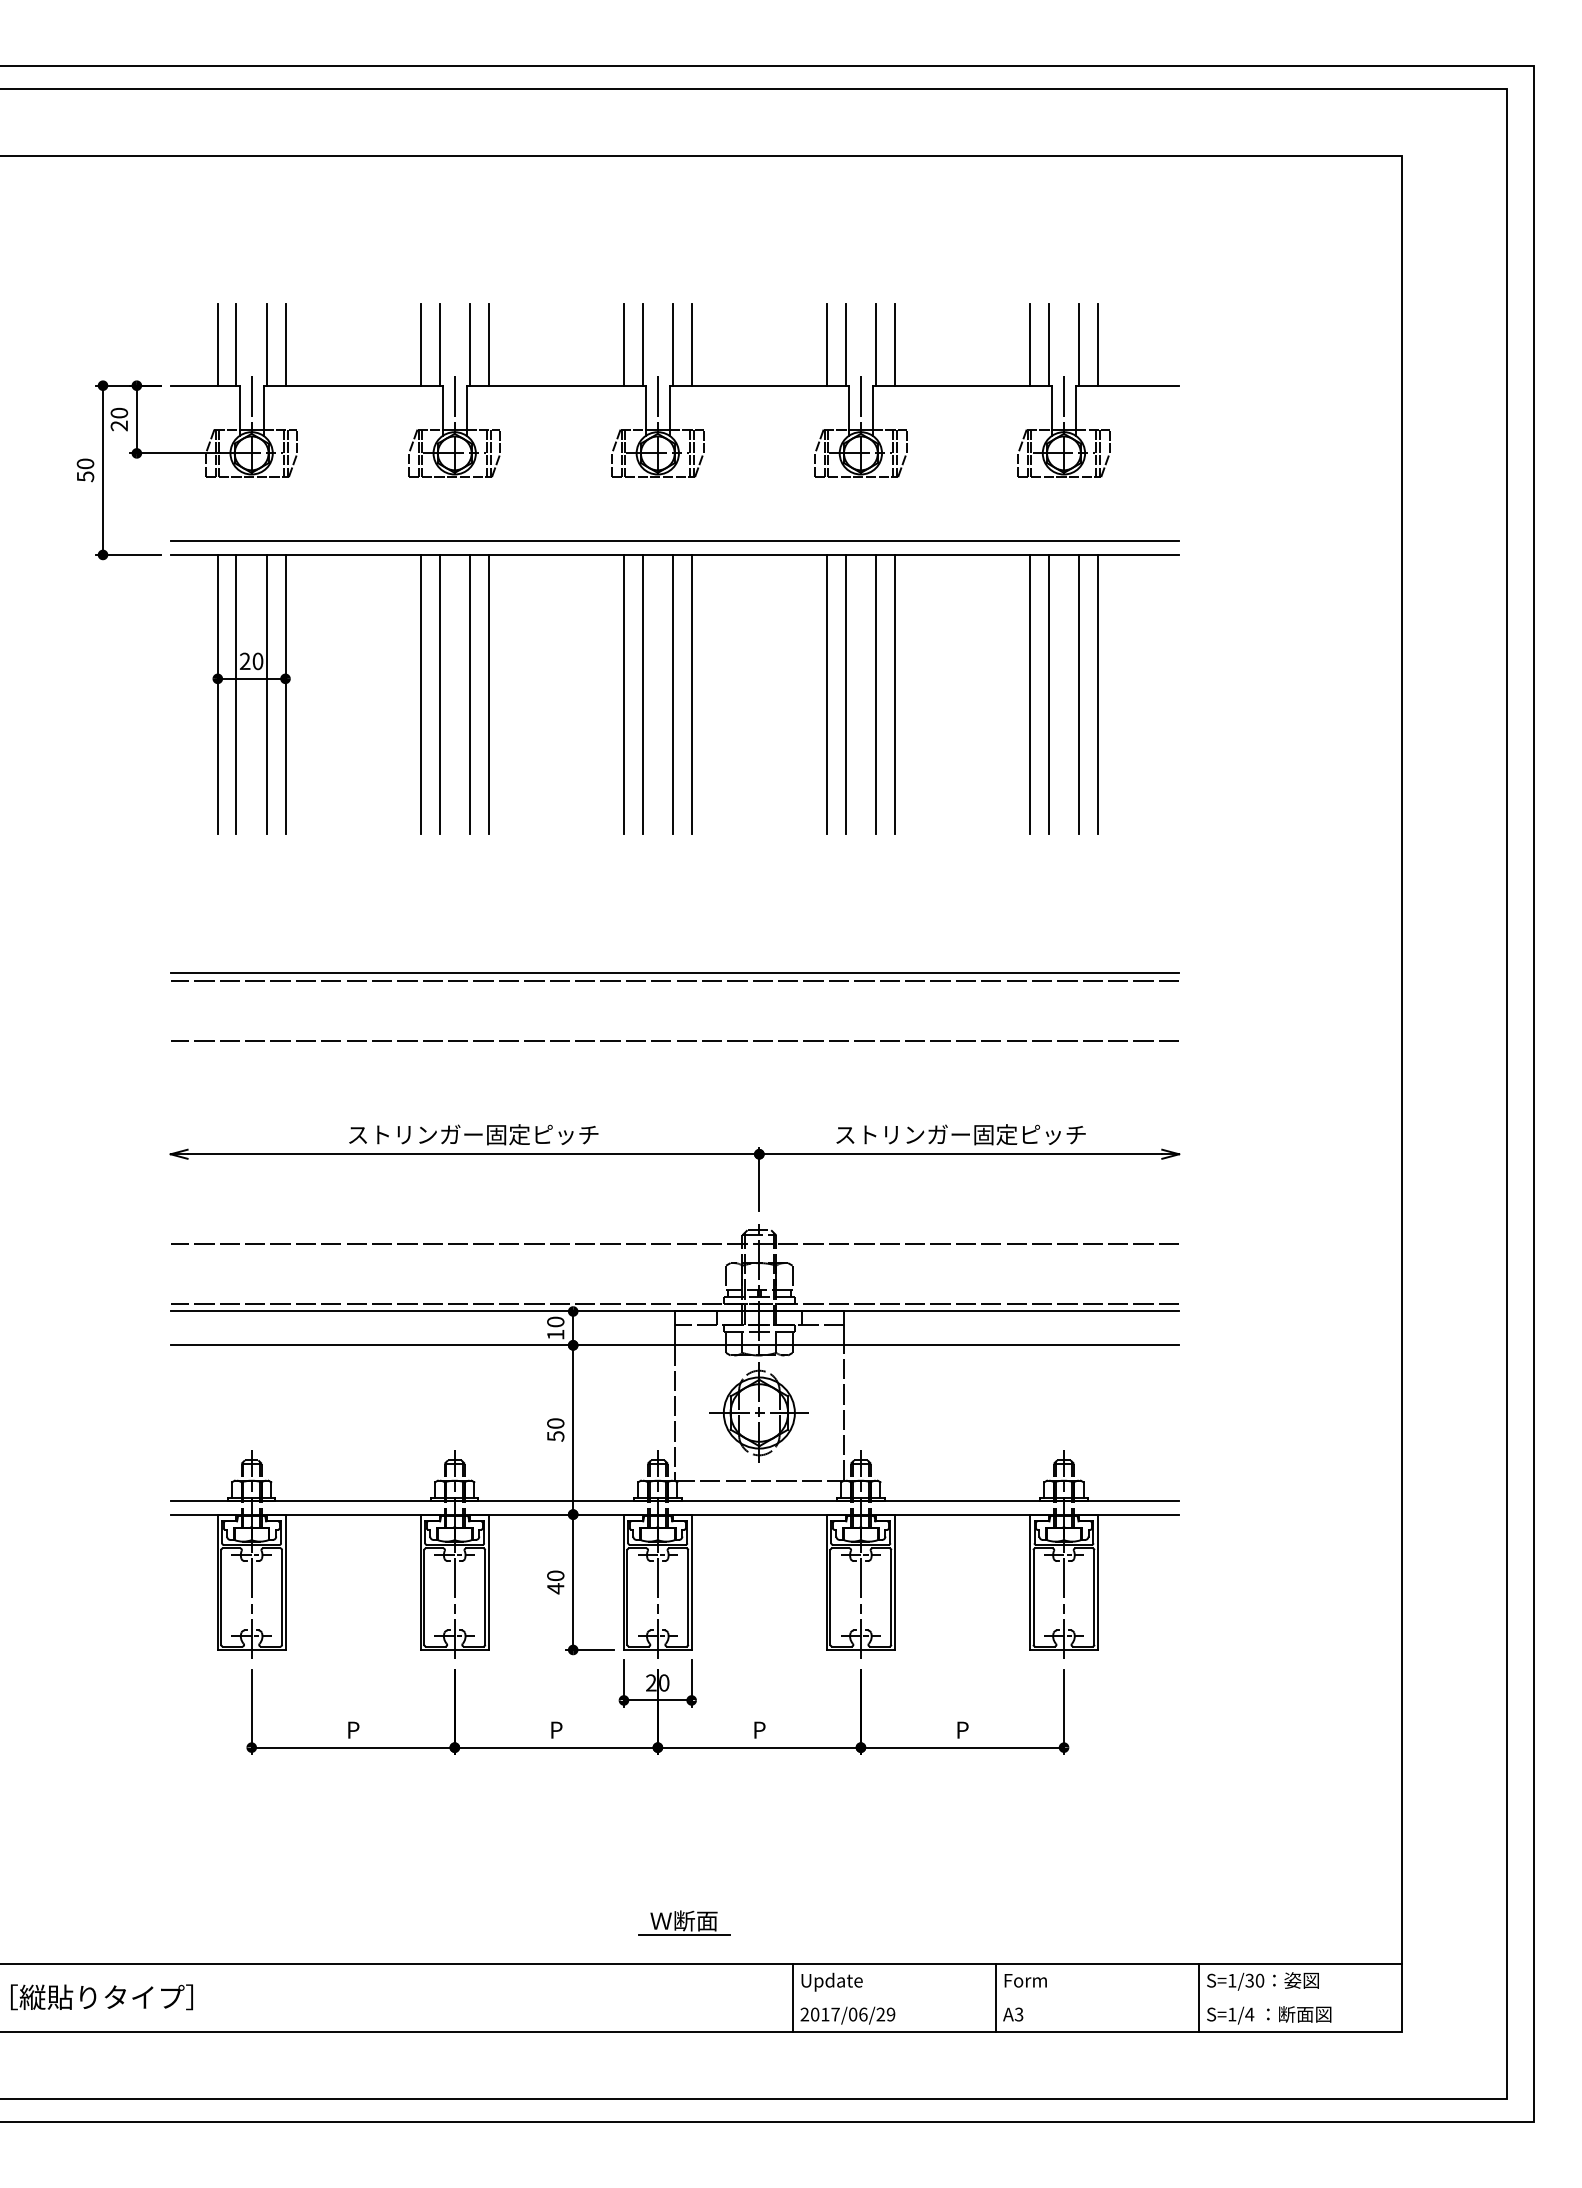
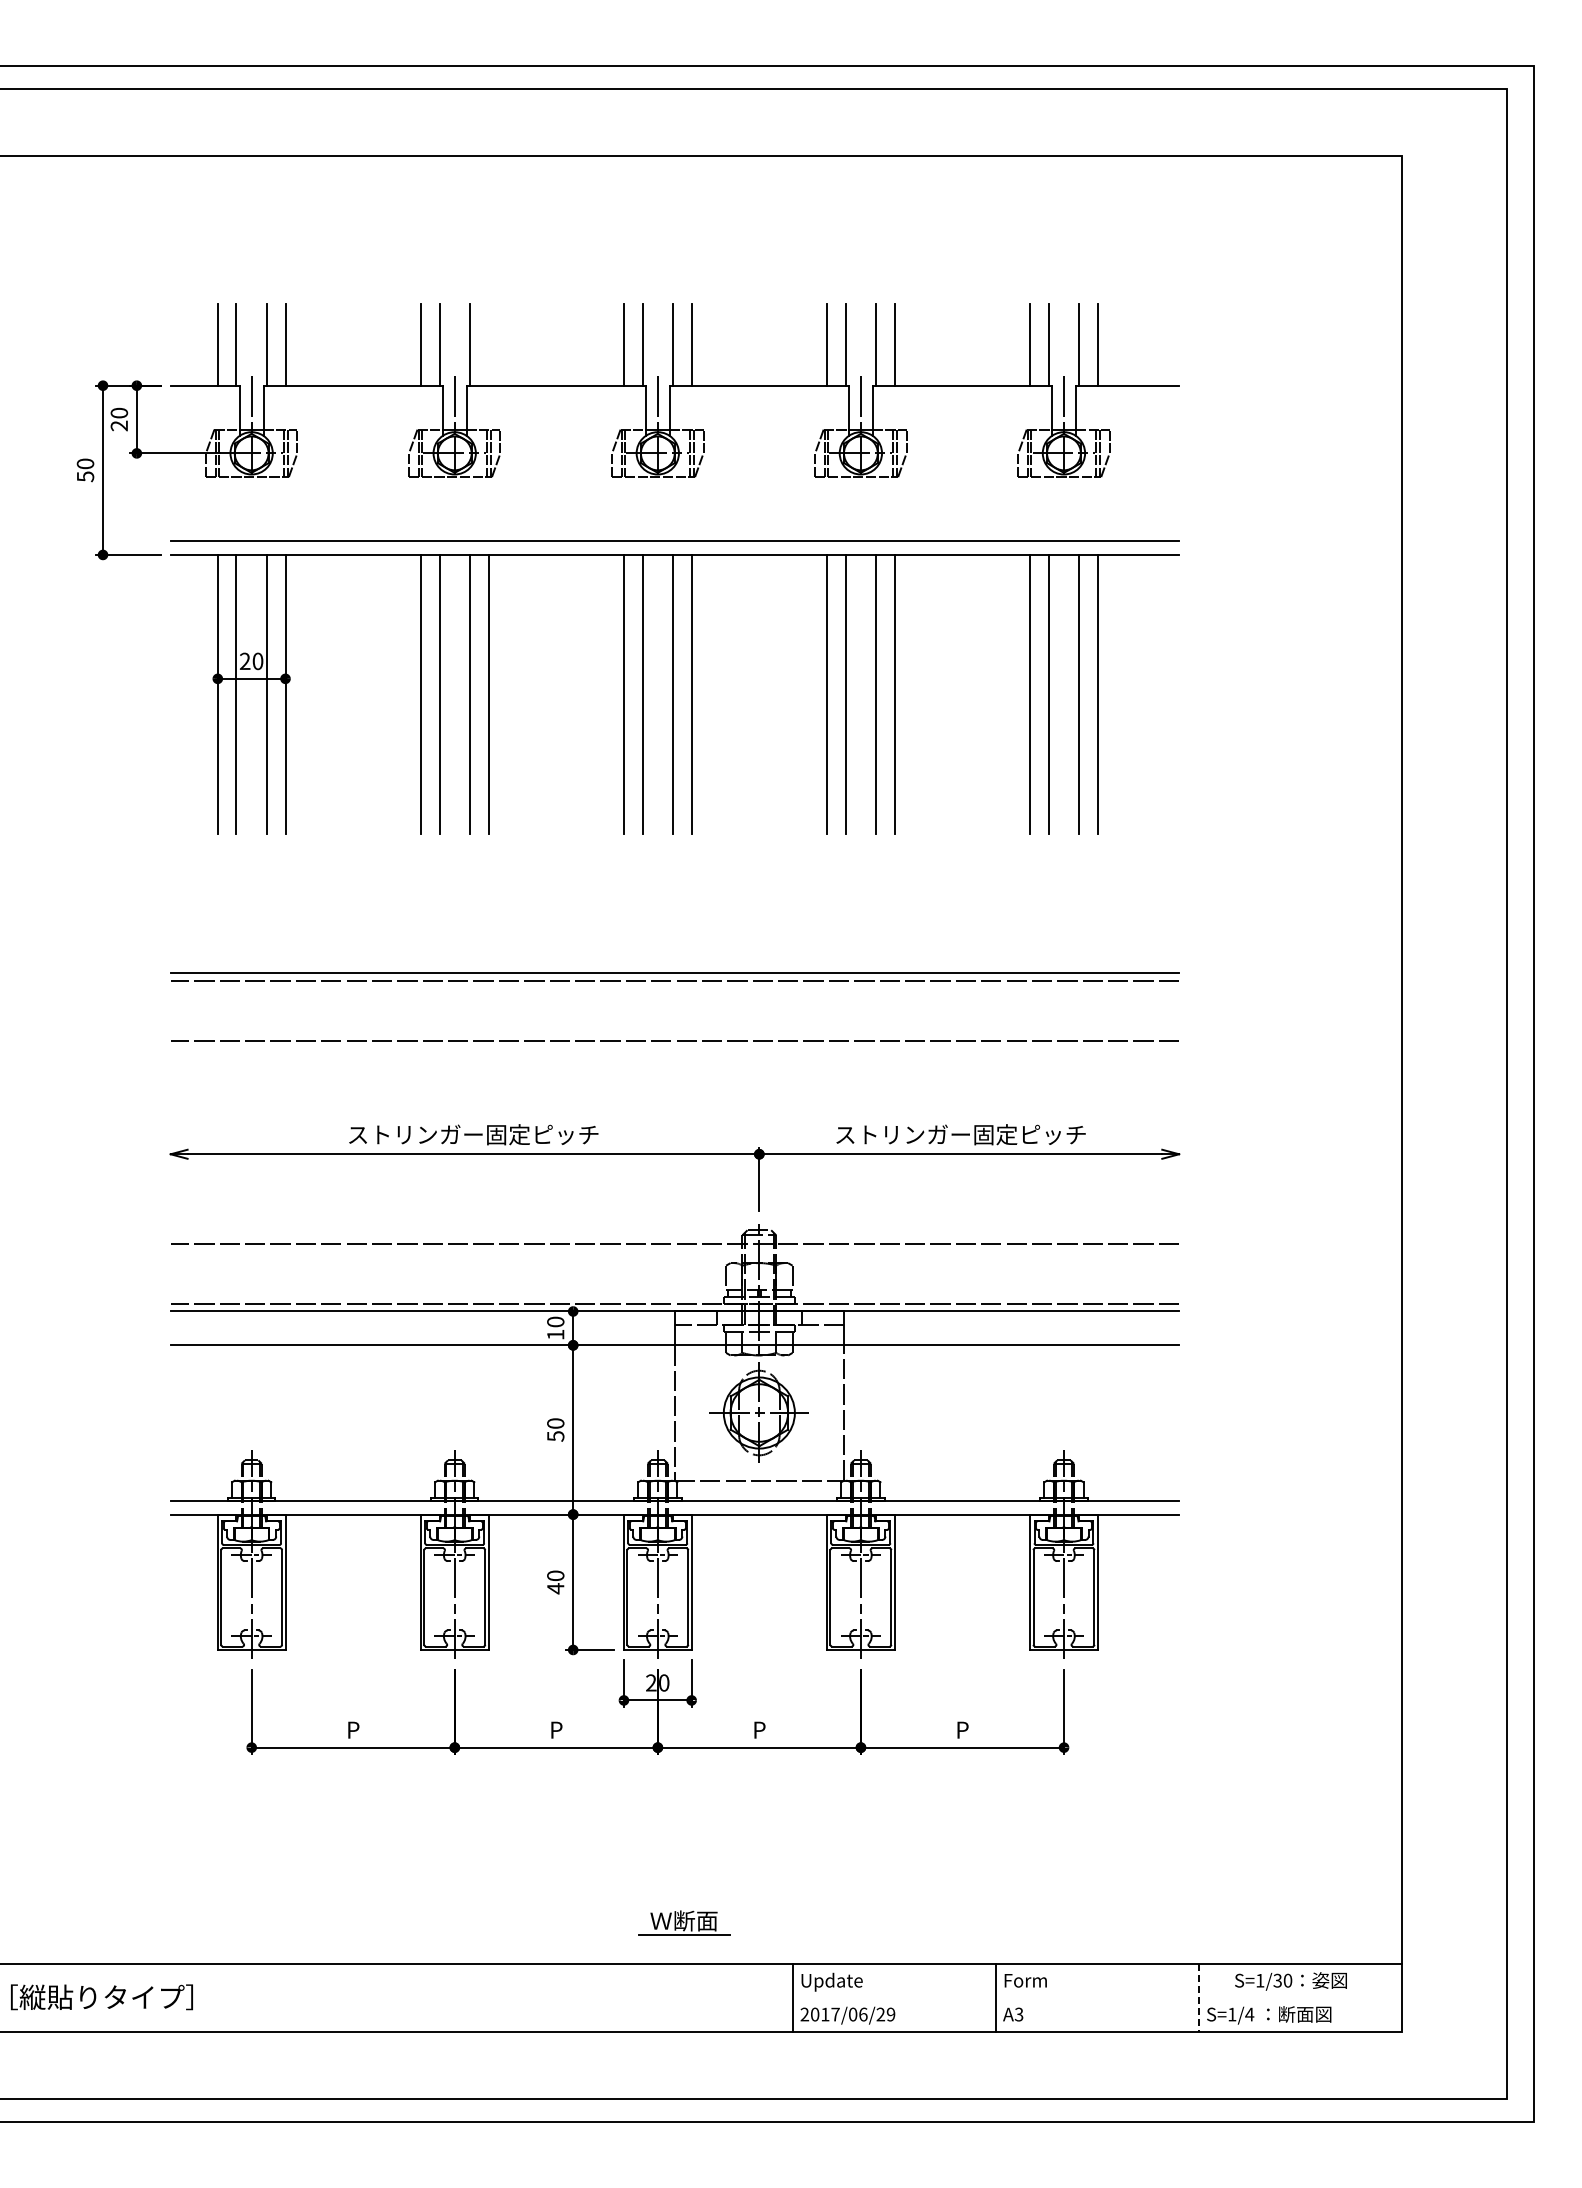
line: present -> none (488, 344)
text position: (1262, 1981) -> (1290, 1981) (1290, 1981)
line: solid -> dashed (1199, 1997)
